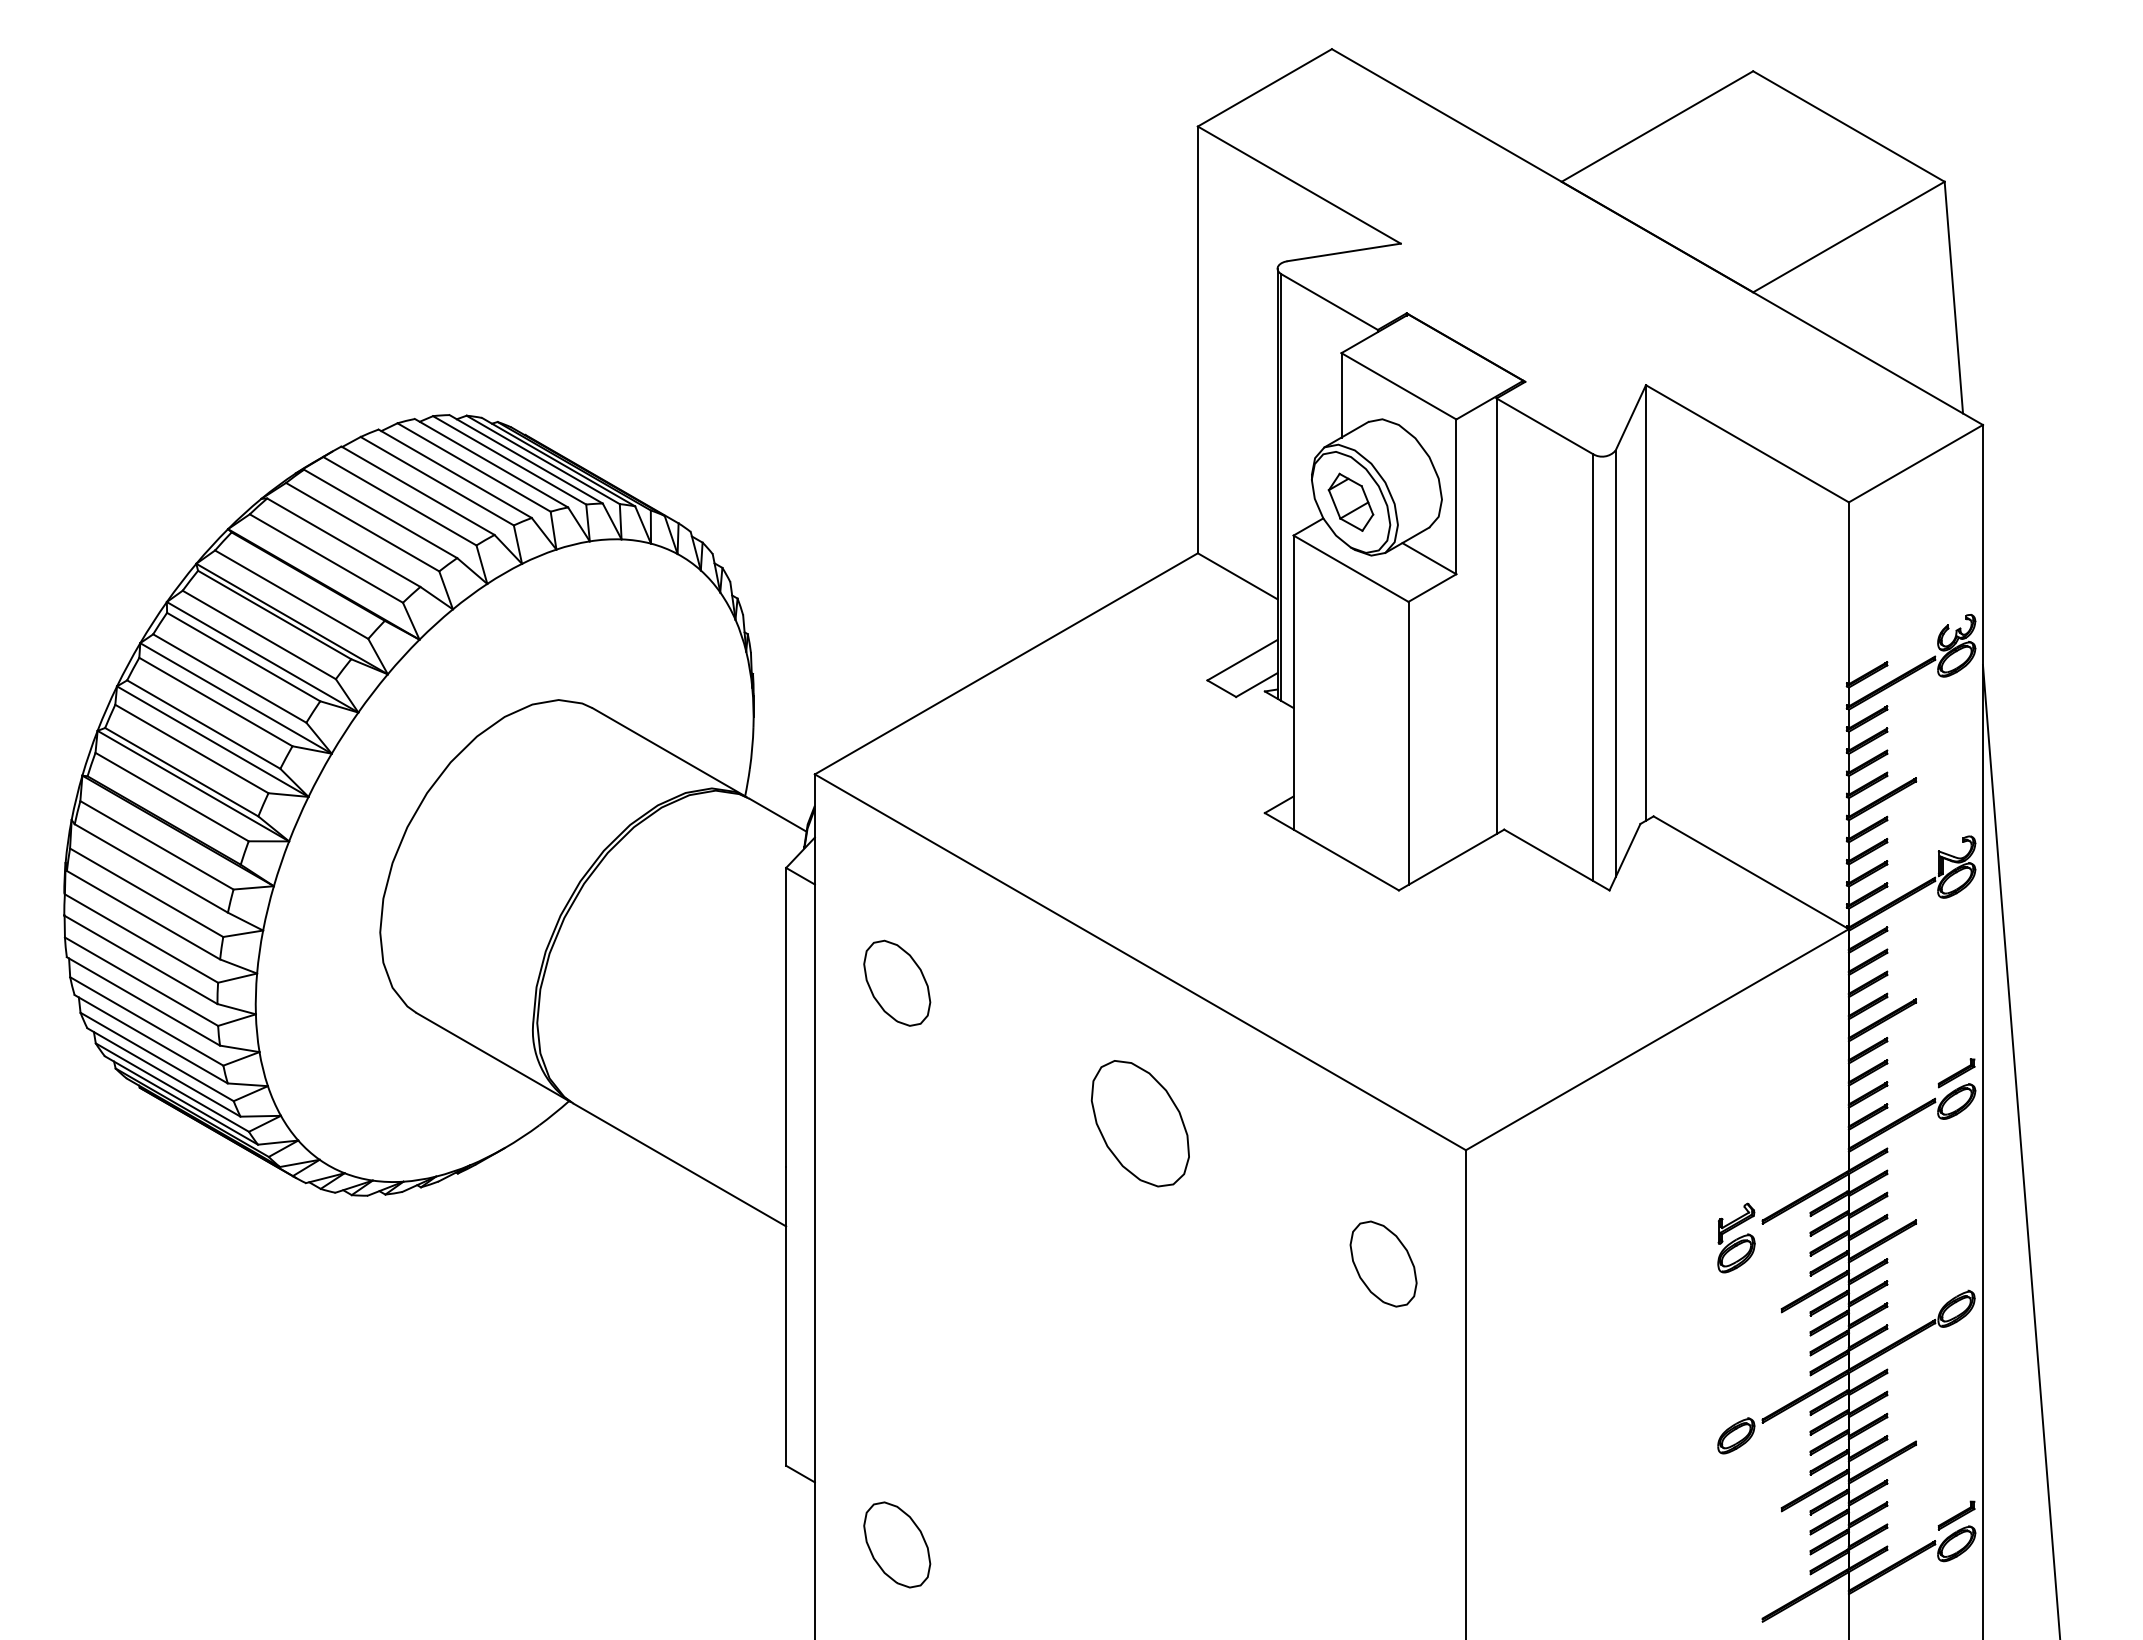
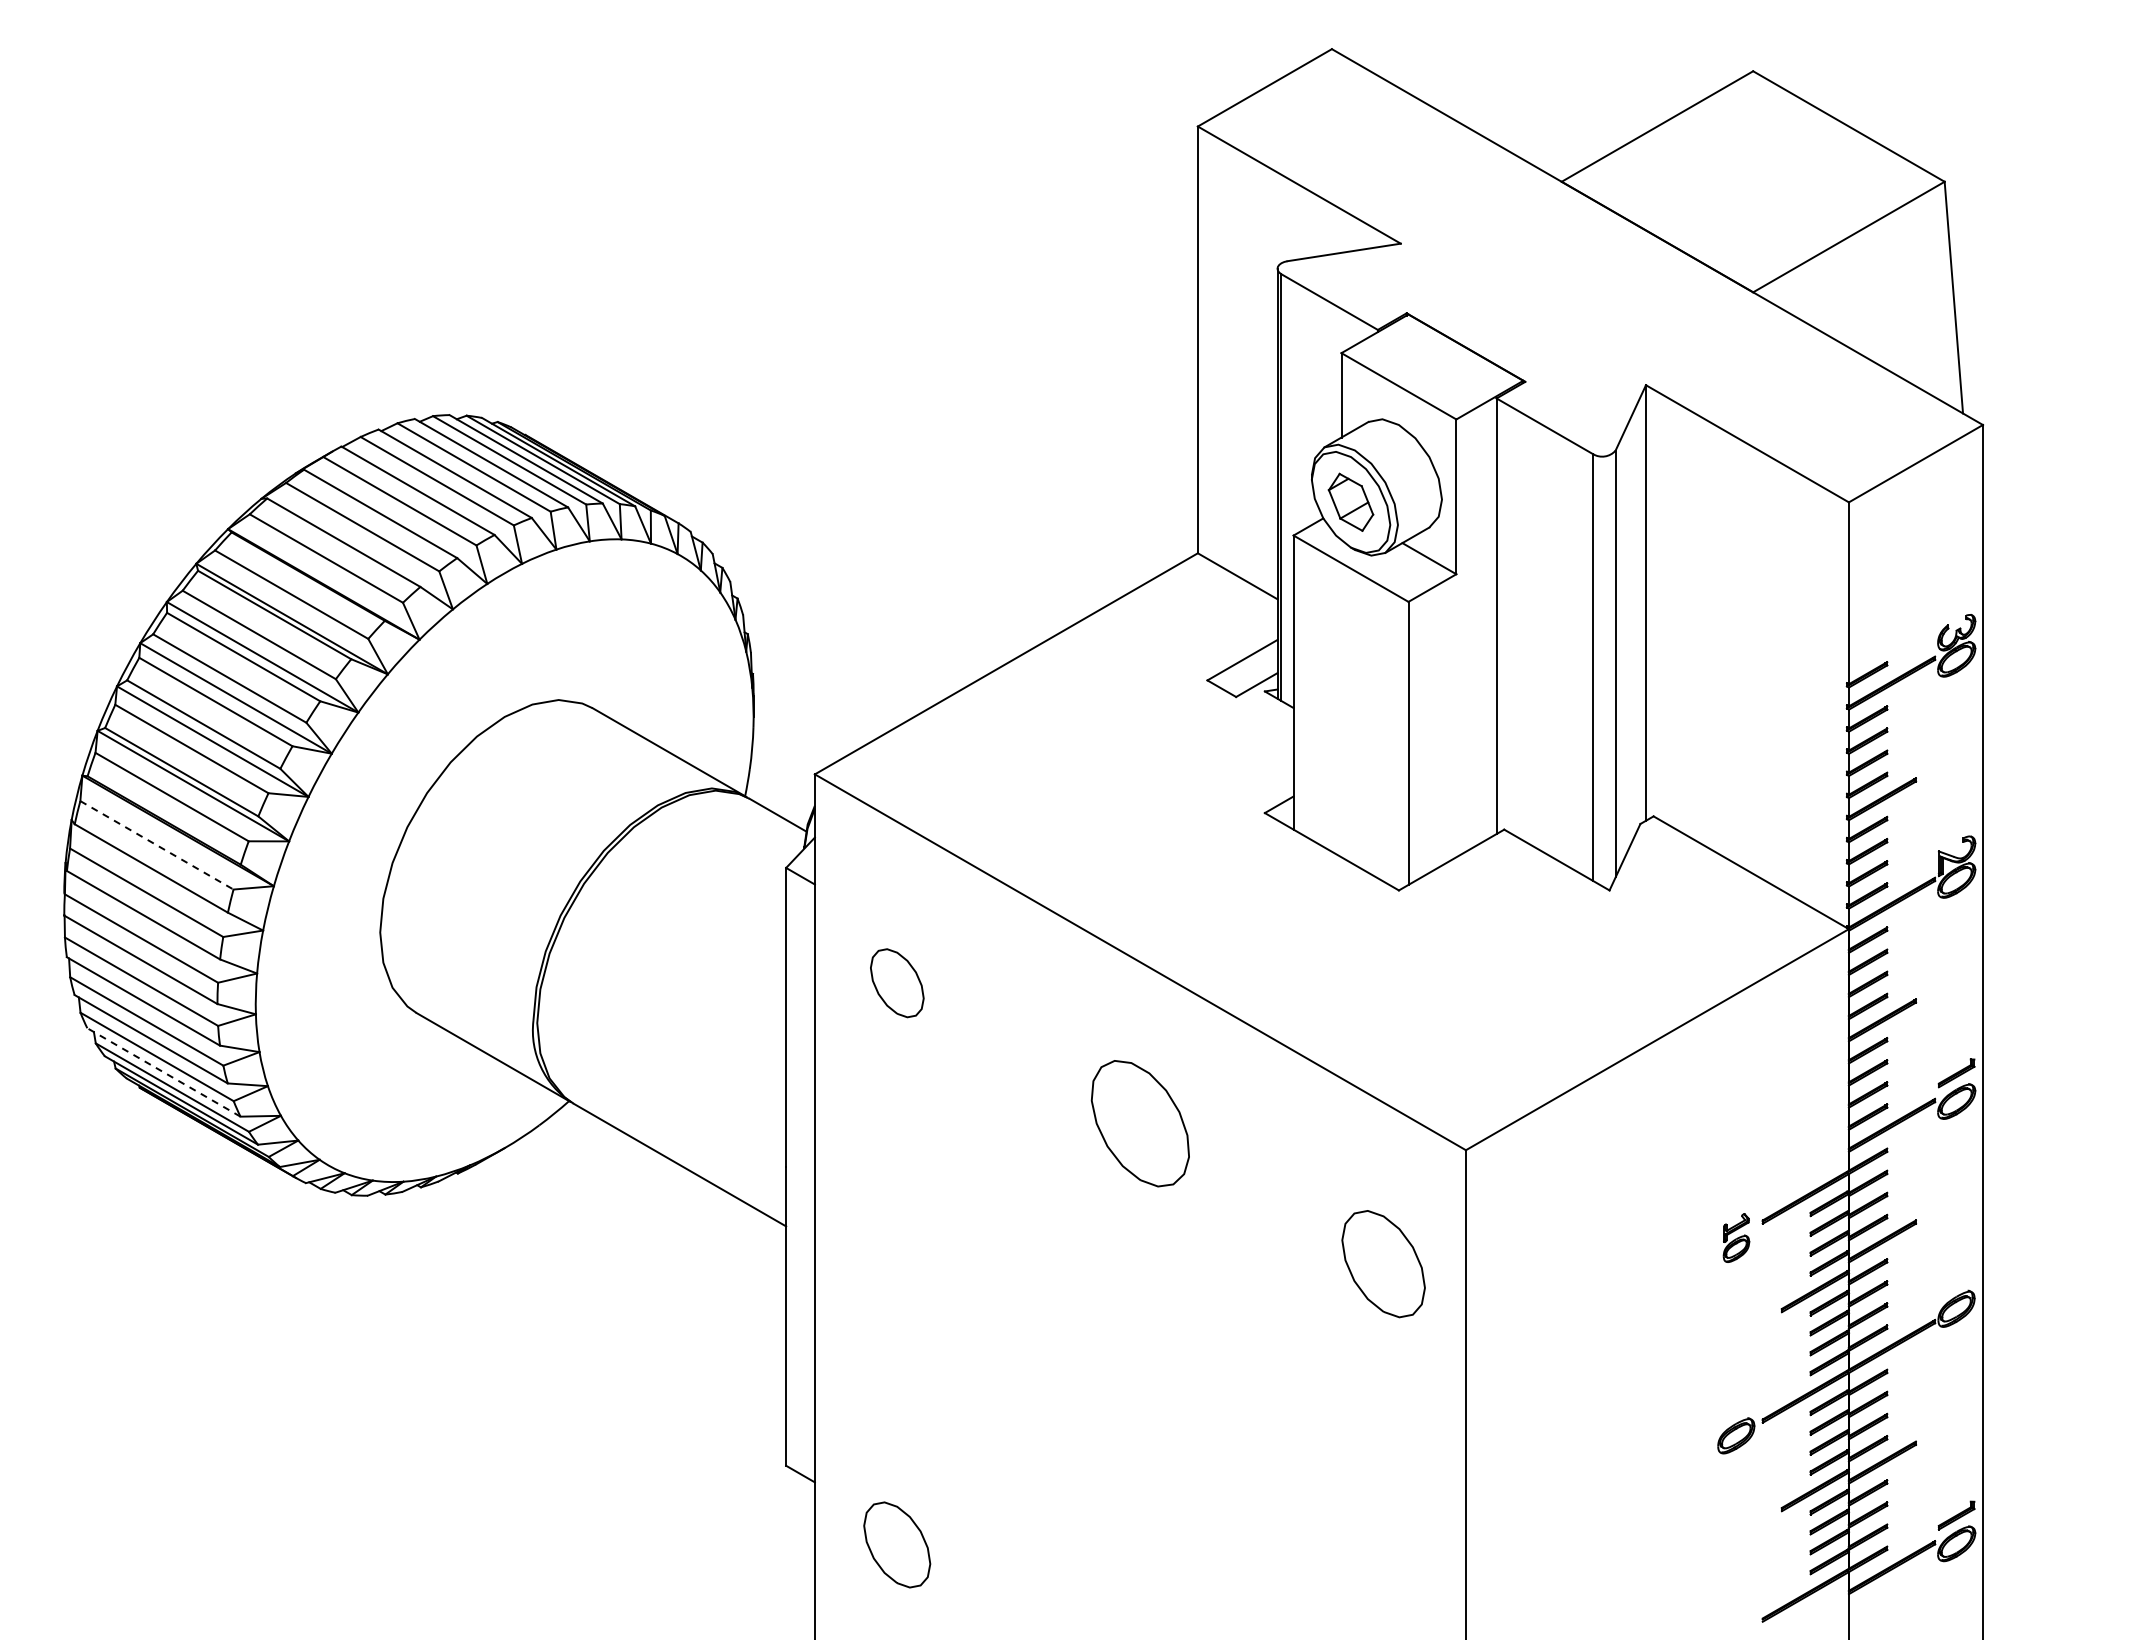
line: solid -> dashed (157, 845)
part size: 69x88 px -> 55x71 px (897, 983)
line: solid -> dashed (163, 1072)
line: present -> none (2020, 1150)
part size: 39x72 px -> 29x50 px (1736, 1237)
part size: 69x88 px -> 85x109 px (1383, 1264)
